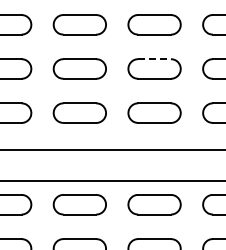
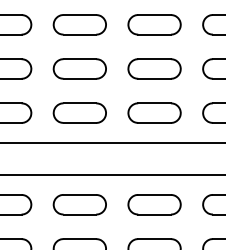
line: dashed -> solid (155, 59)
line position: (112, 149) -> (112, 142) (112, 142)
line position: (112, 181) -> (112, 175) (112, 175)
